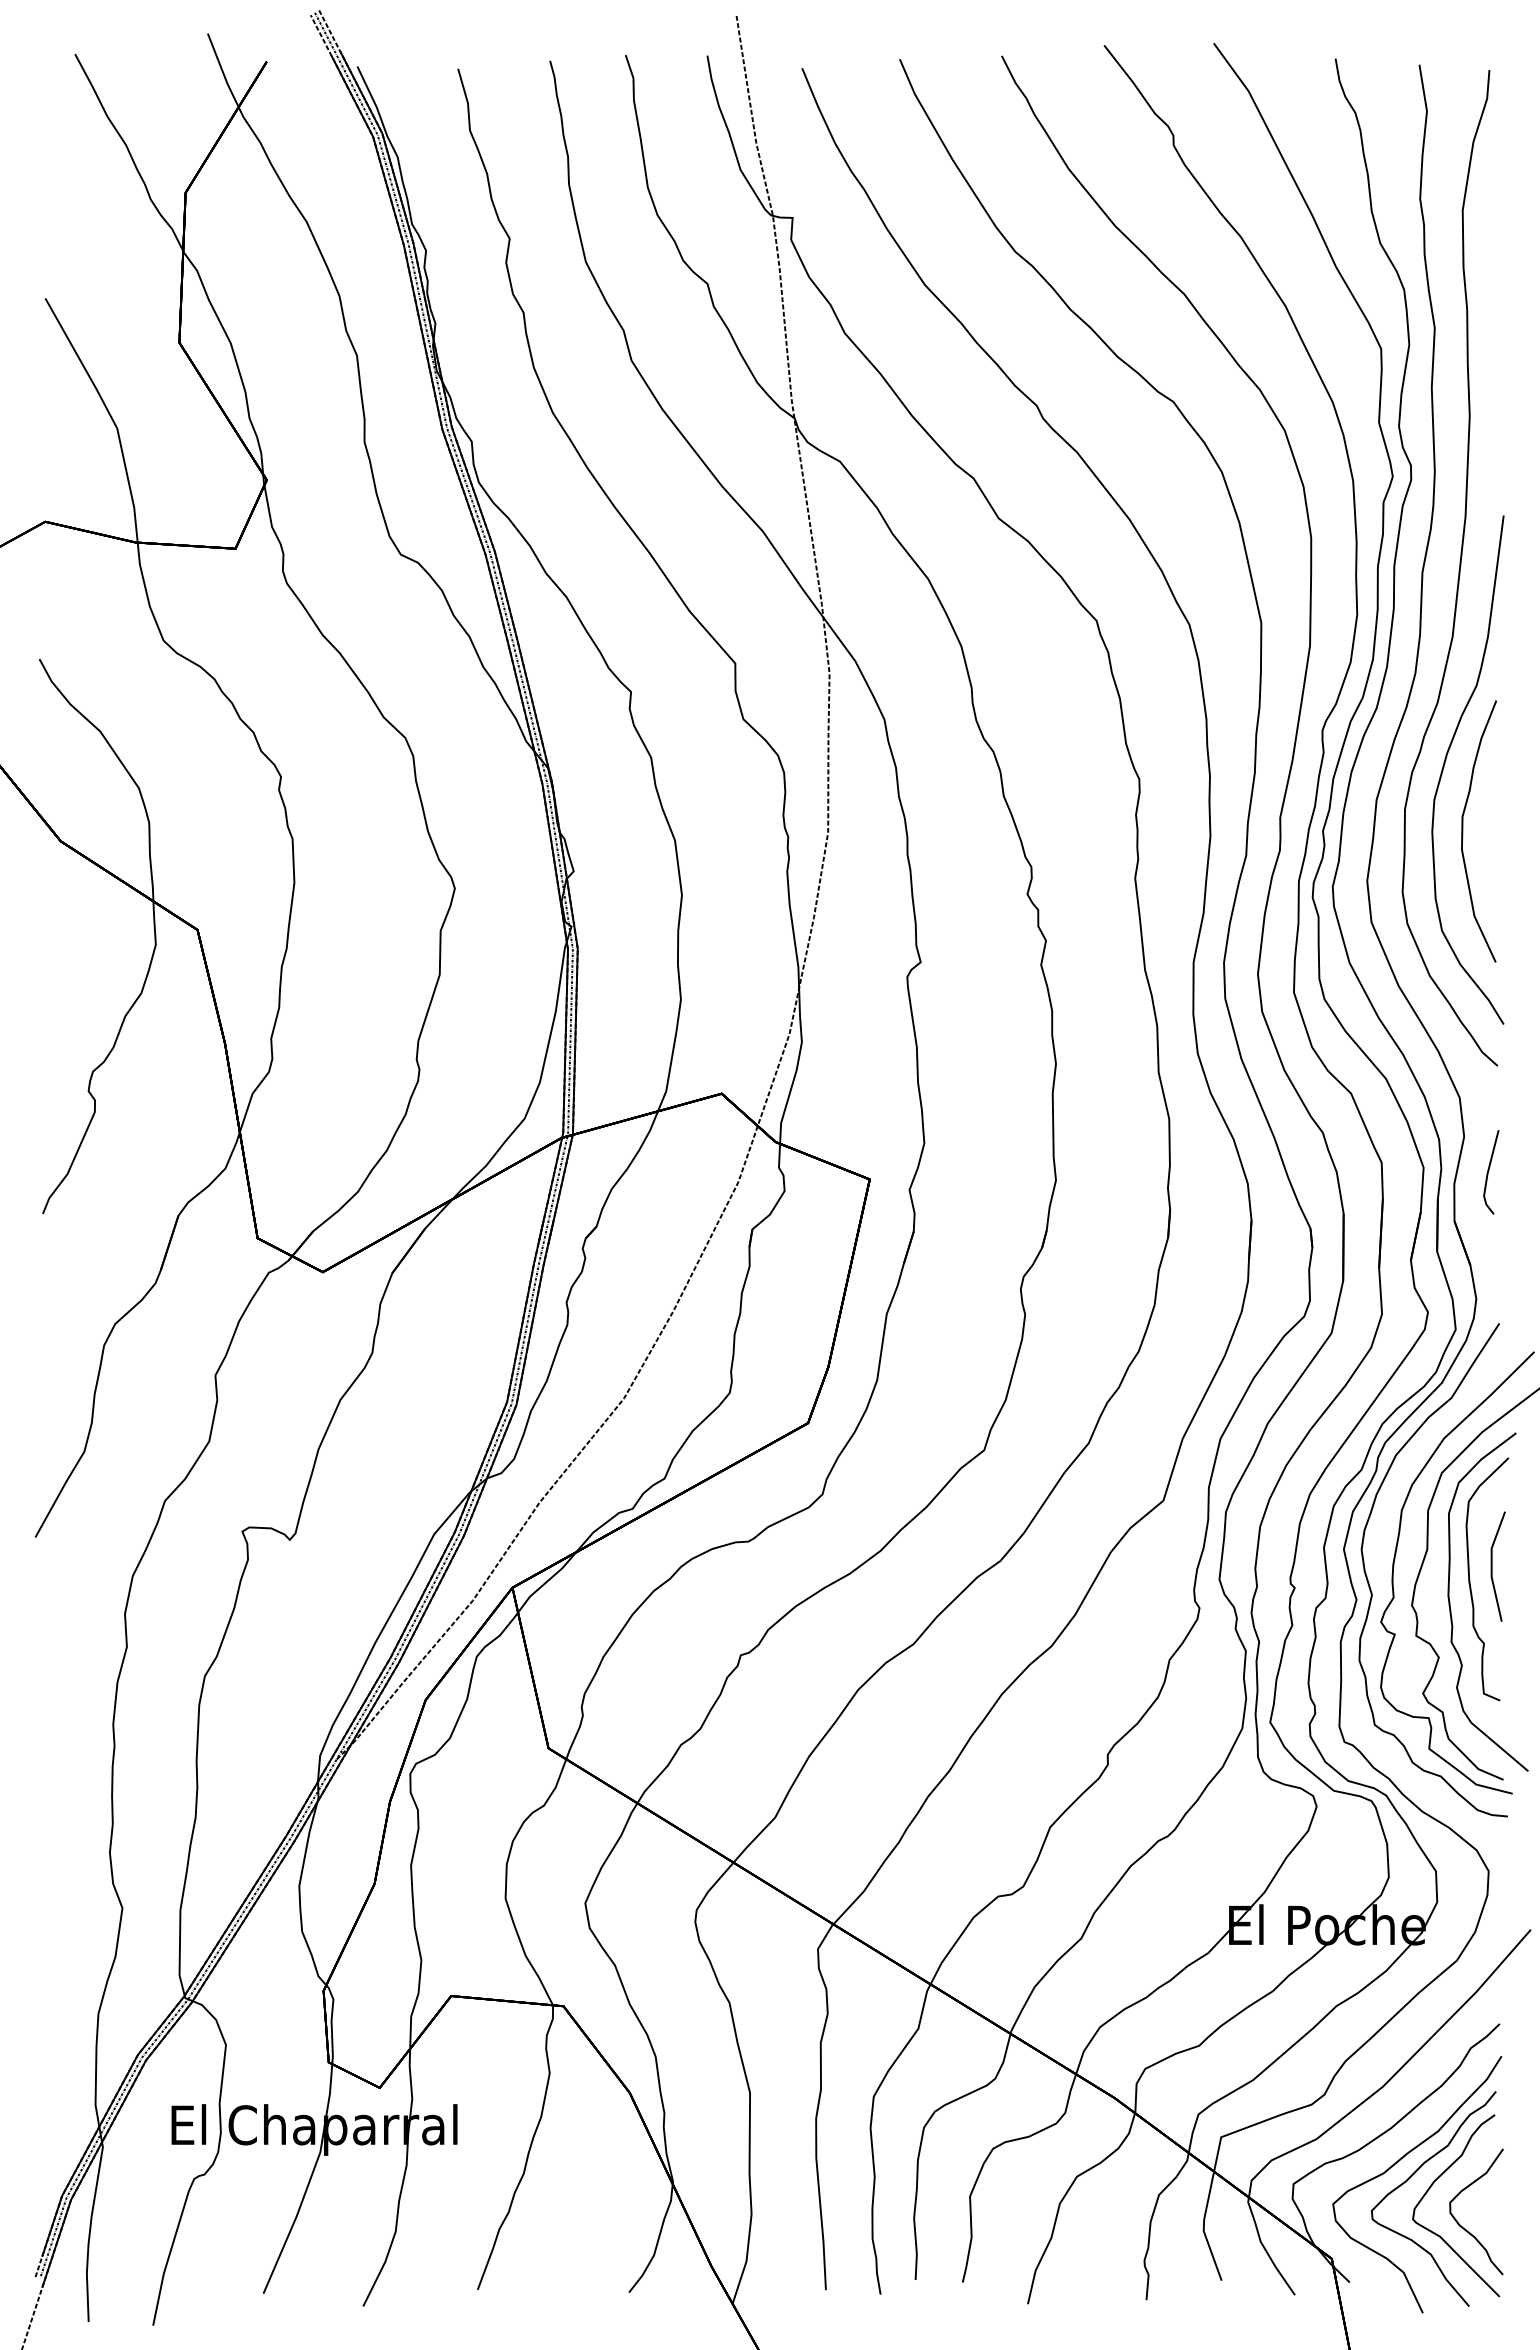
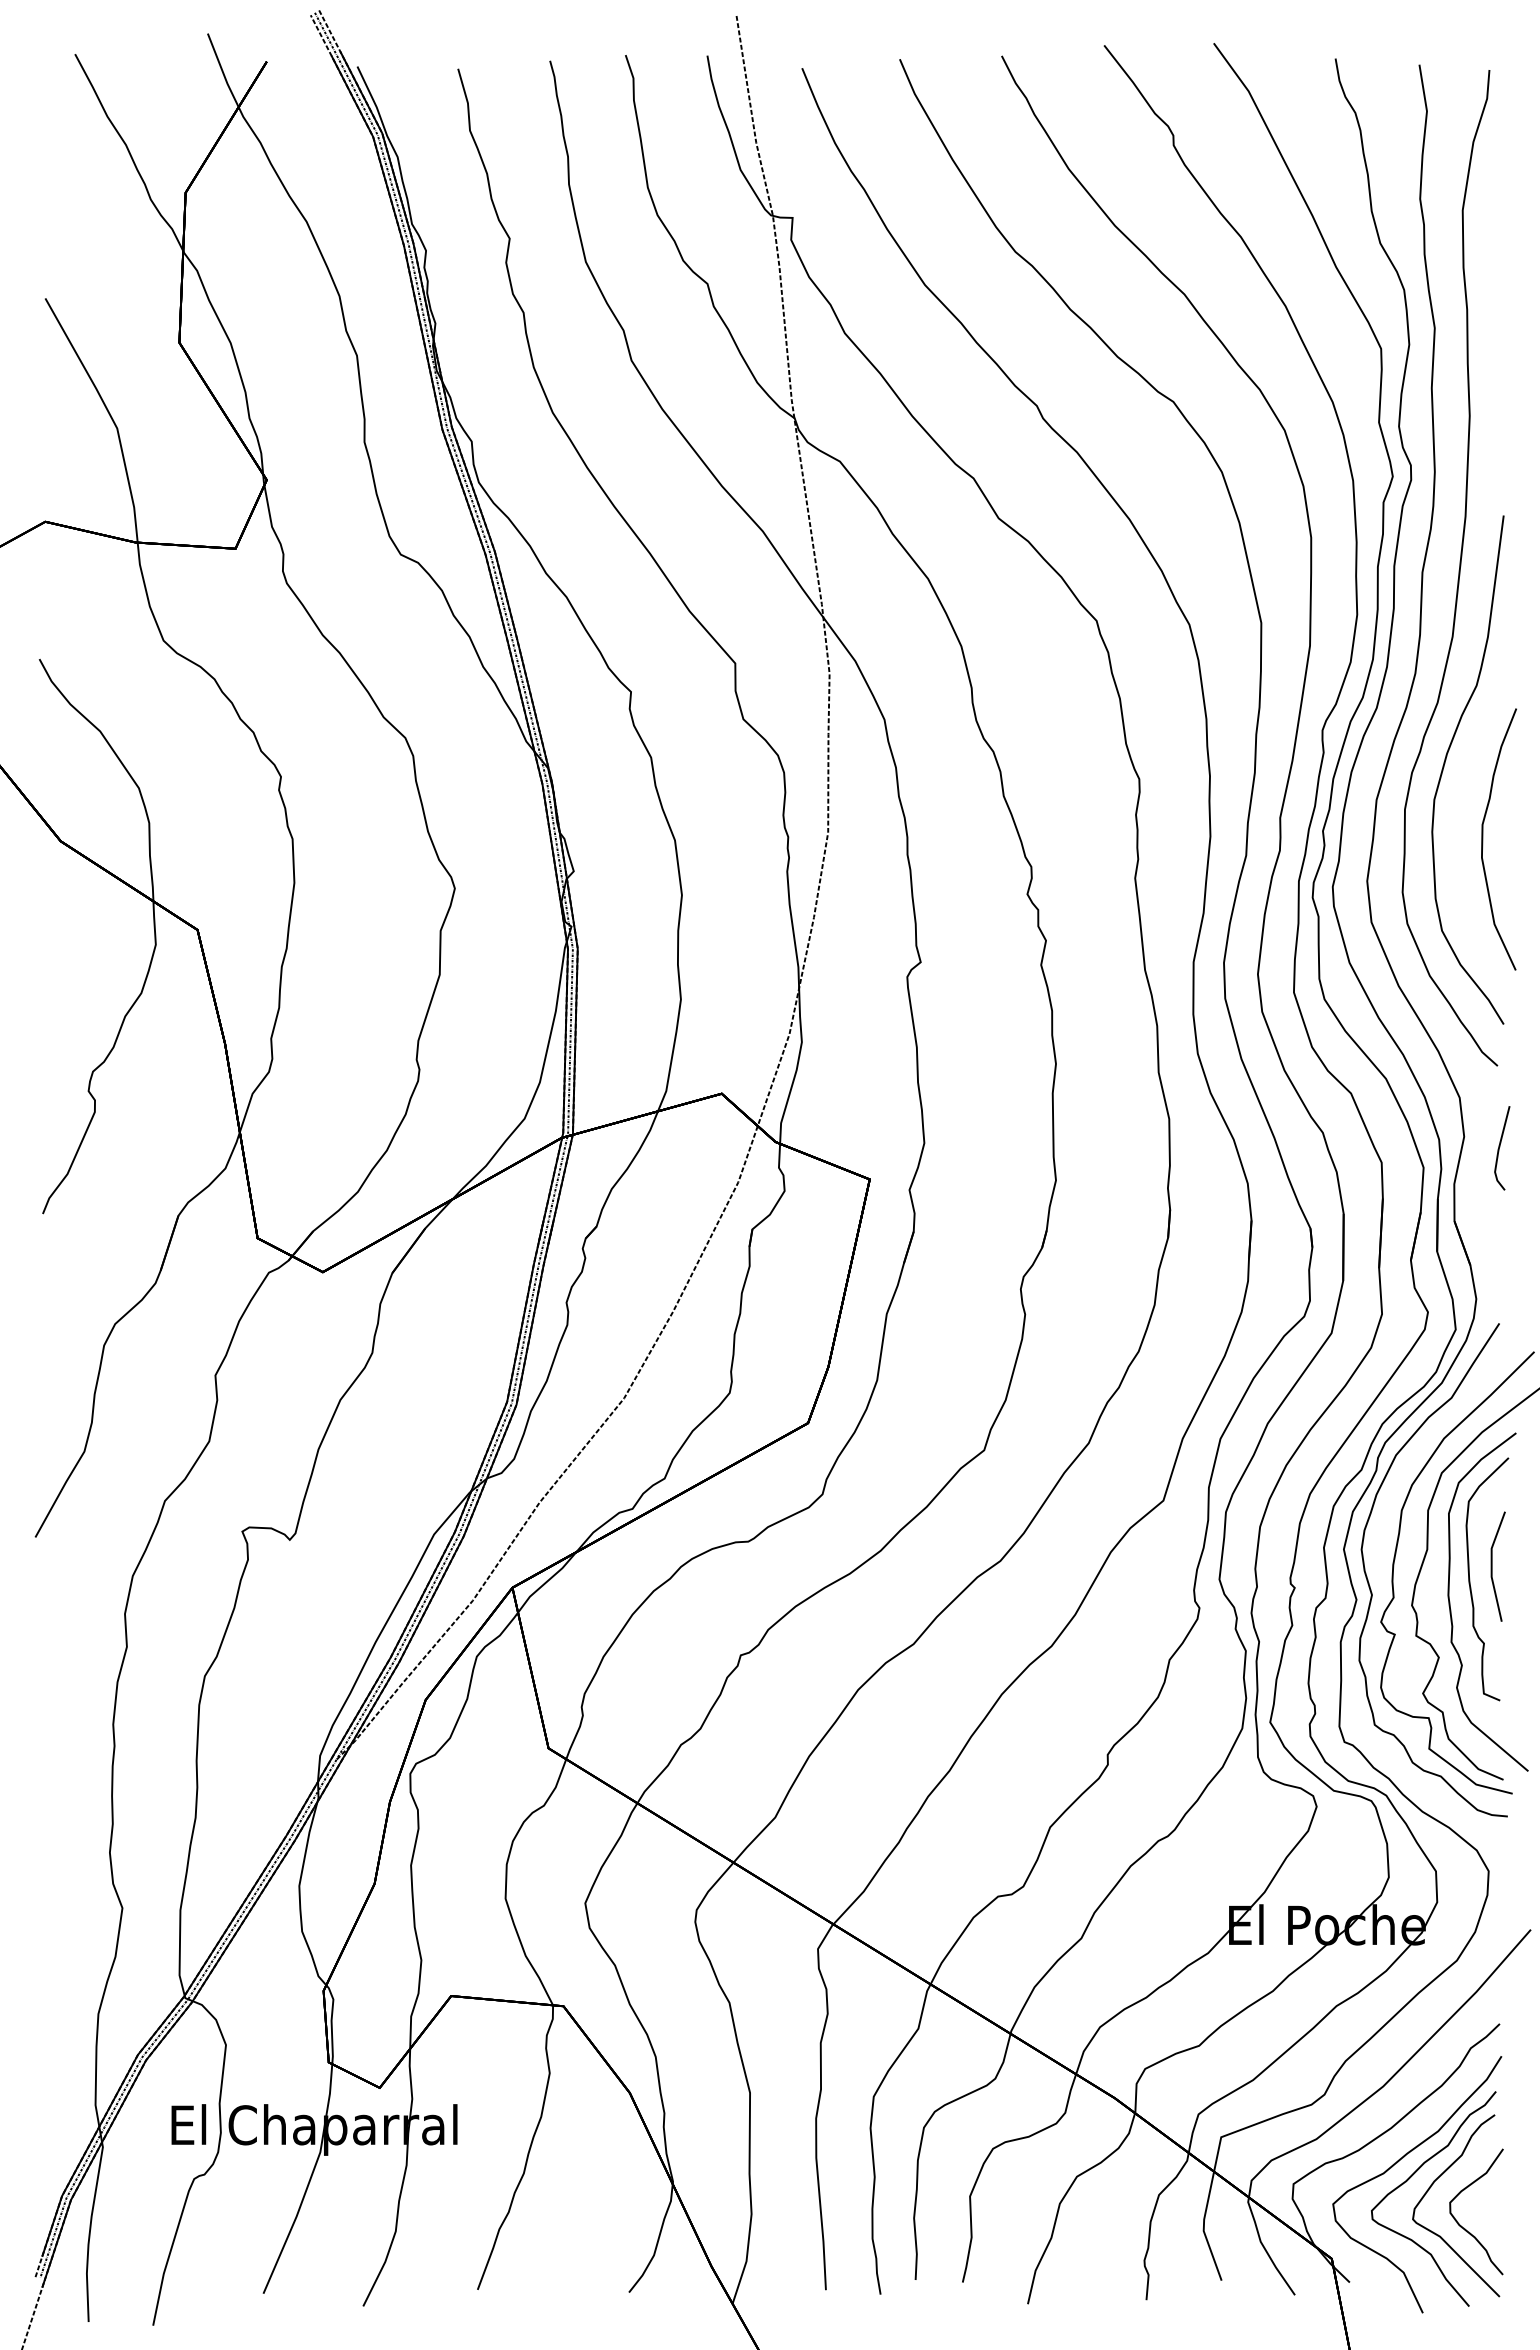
part position: (1463, 831) -> (1483, 839) (1483, 839)
line position: (1489, 1171) -> (1500, 1147) (1500, 1147)
